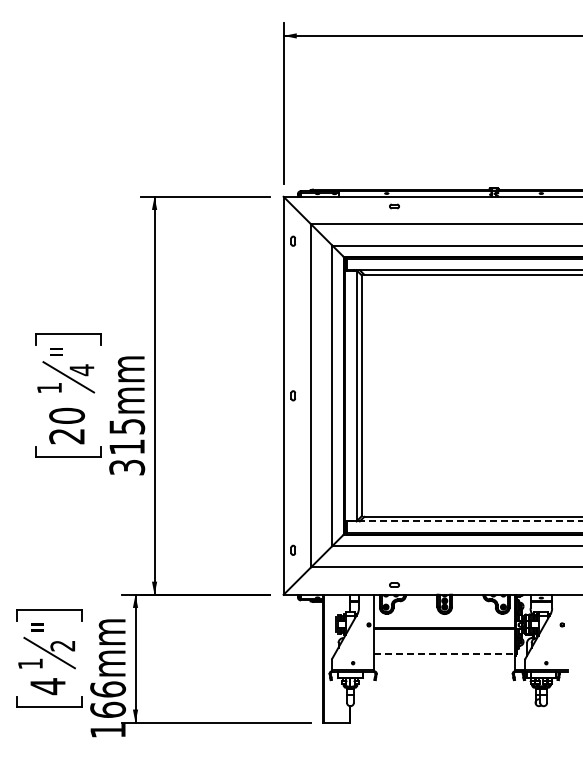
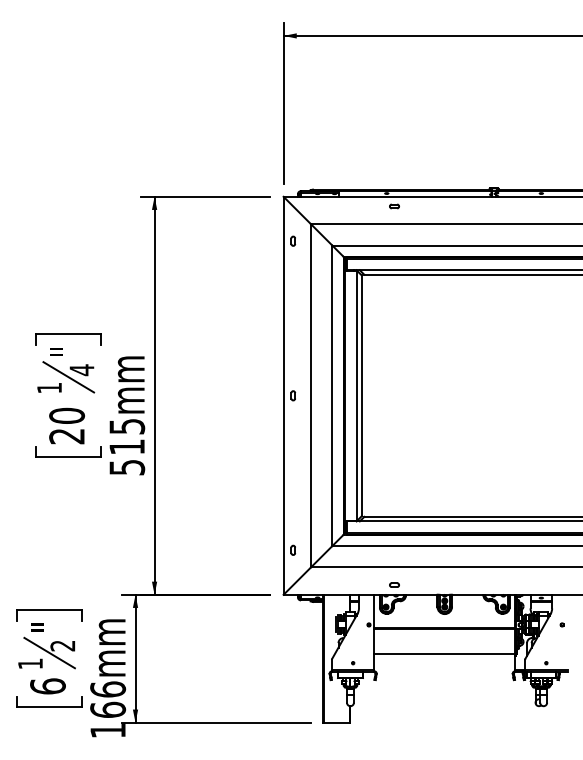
text: 315mm -> 515mm (126, 467)
line: dashed -> solid (464, 521)
line: dashed -> solid (445, 654)
text: 4 -> 6 (47, 686)
